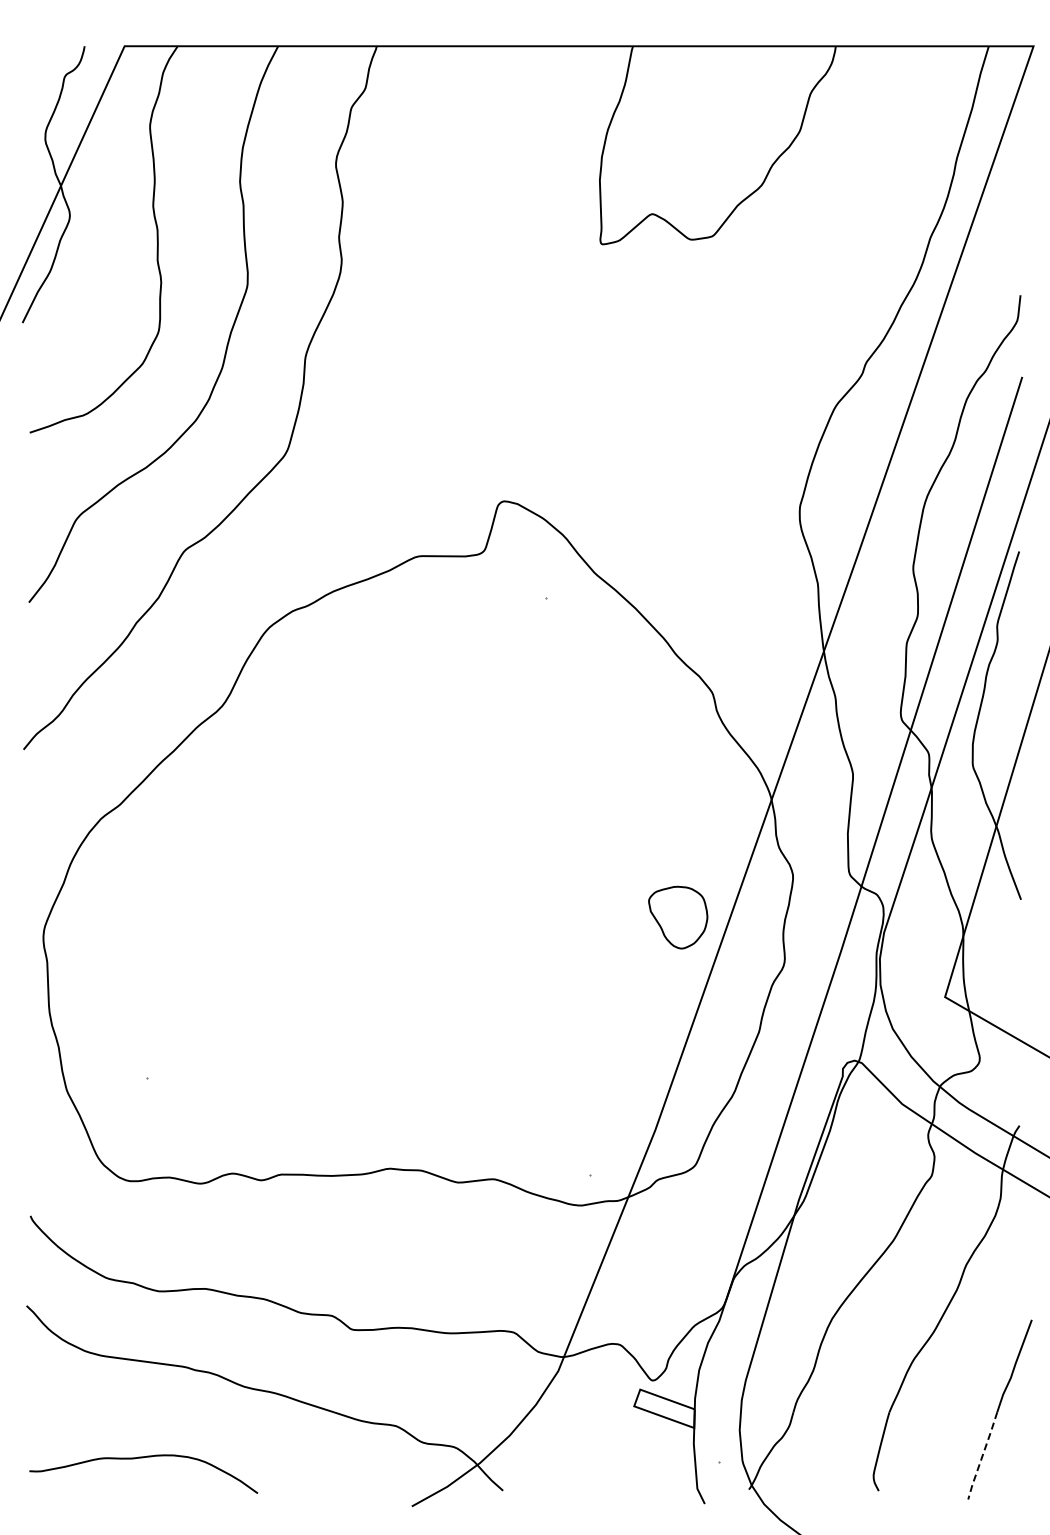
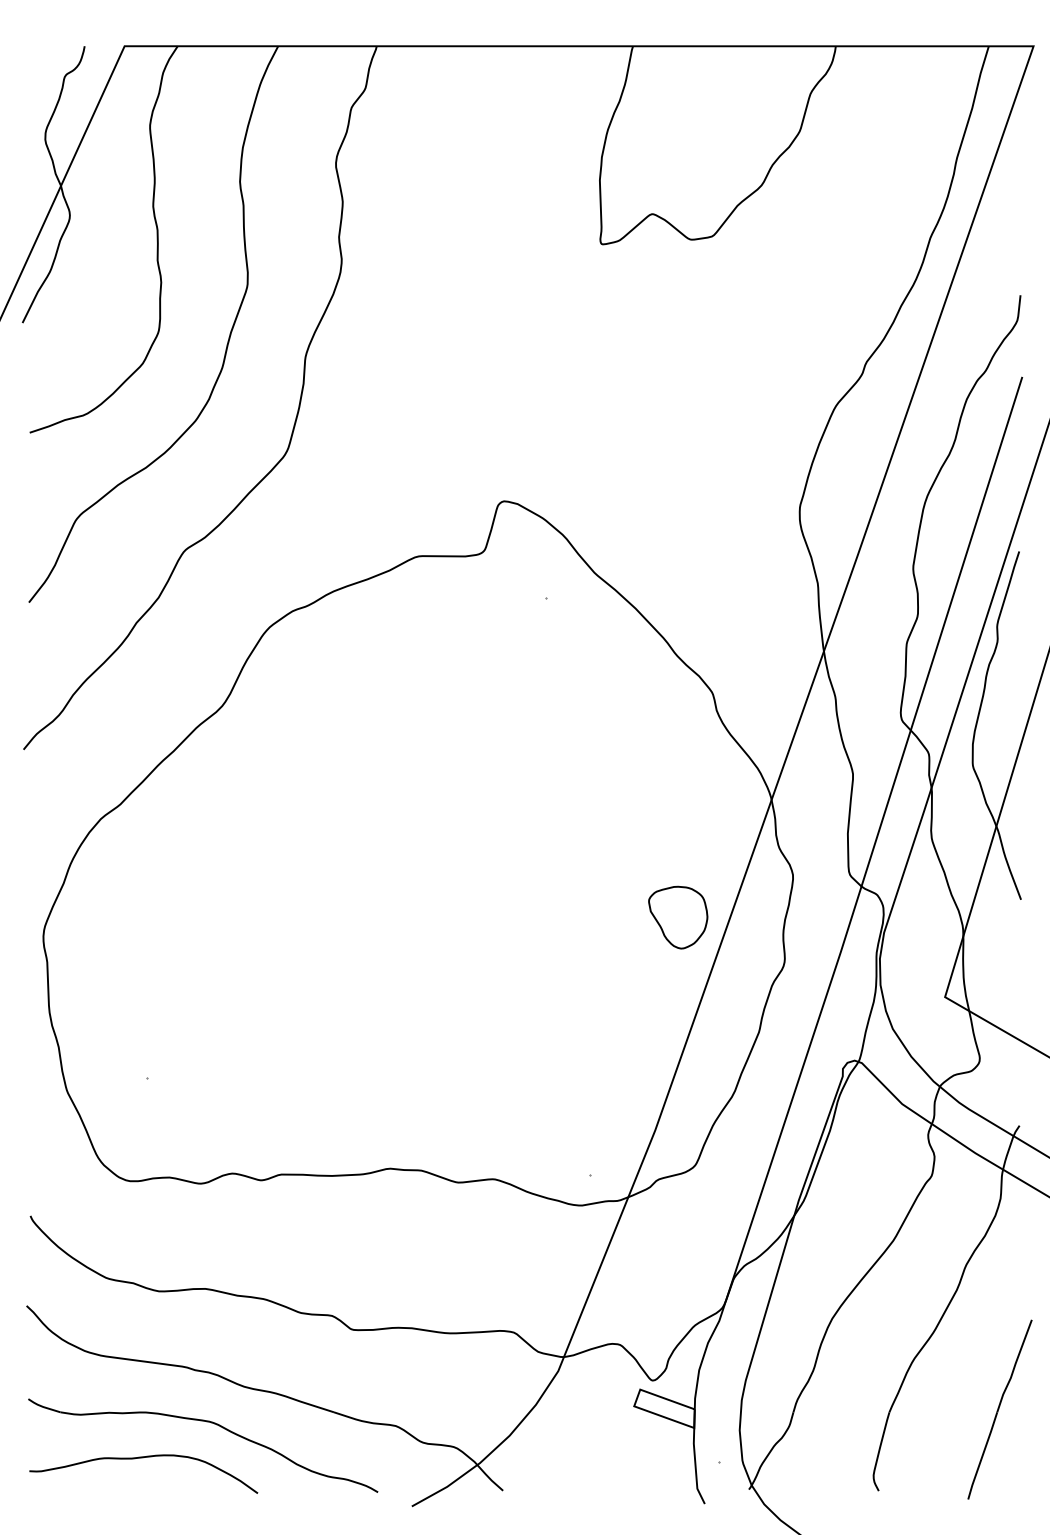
part: none -> present (206, 1422)
line: dashed -> solid (982, 1456)
